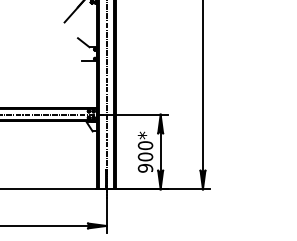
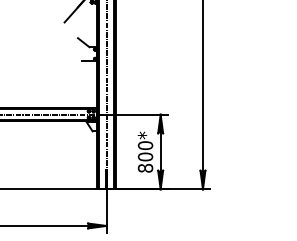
text: 900* -> 800* (145, 168)
